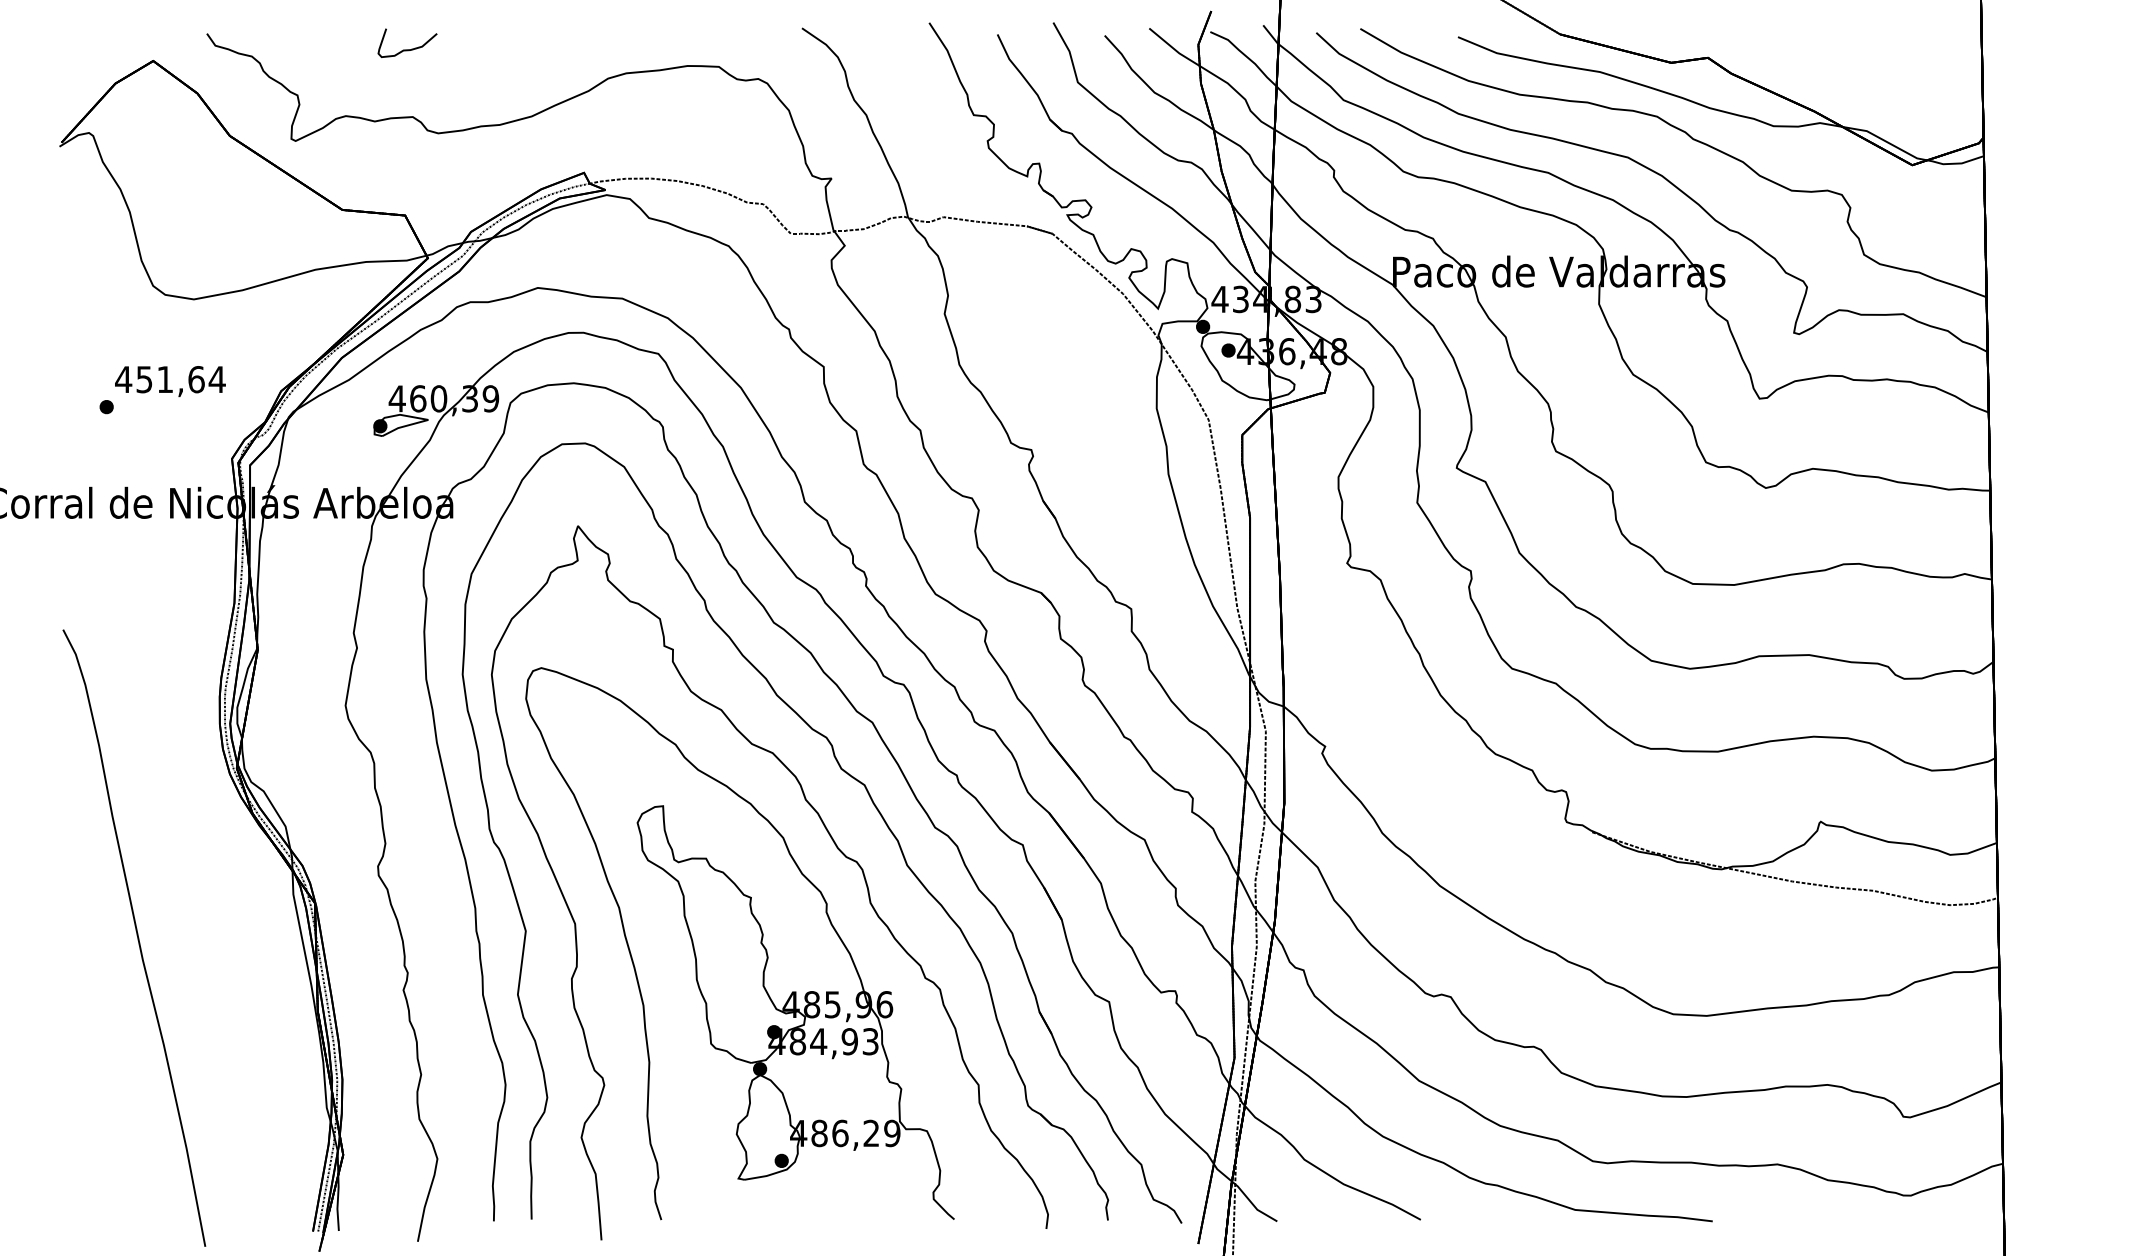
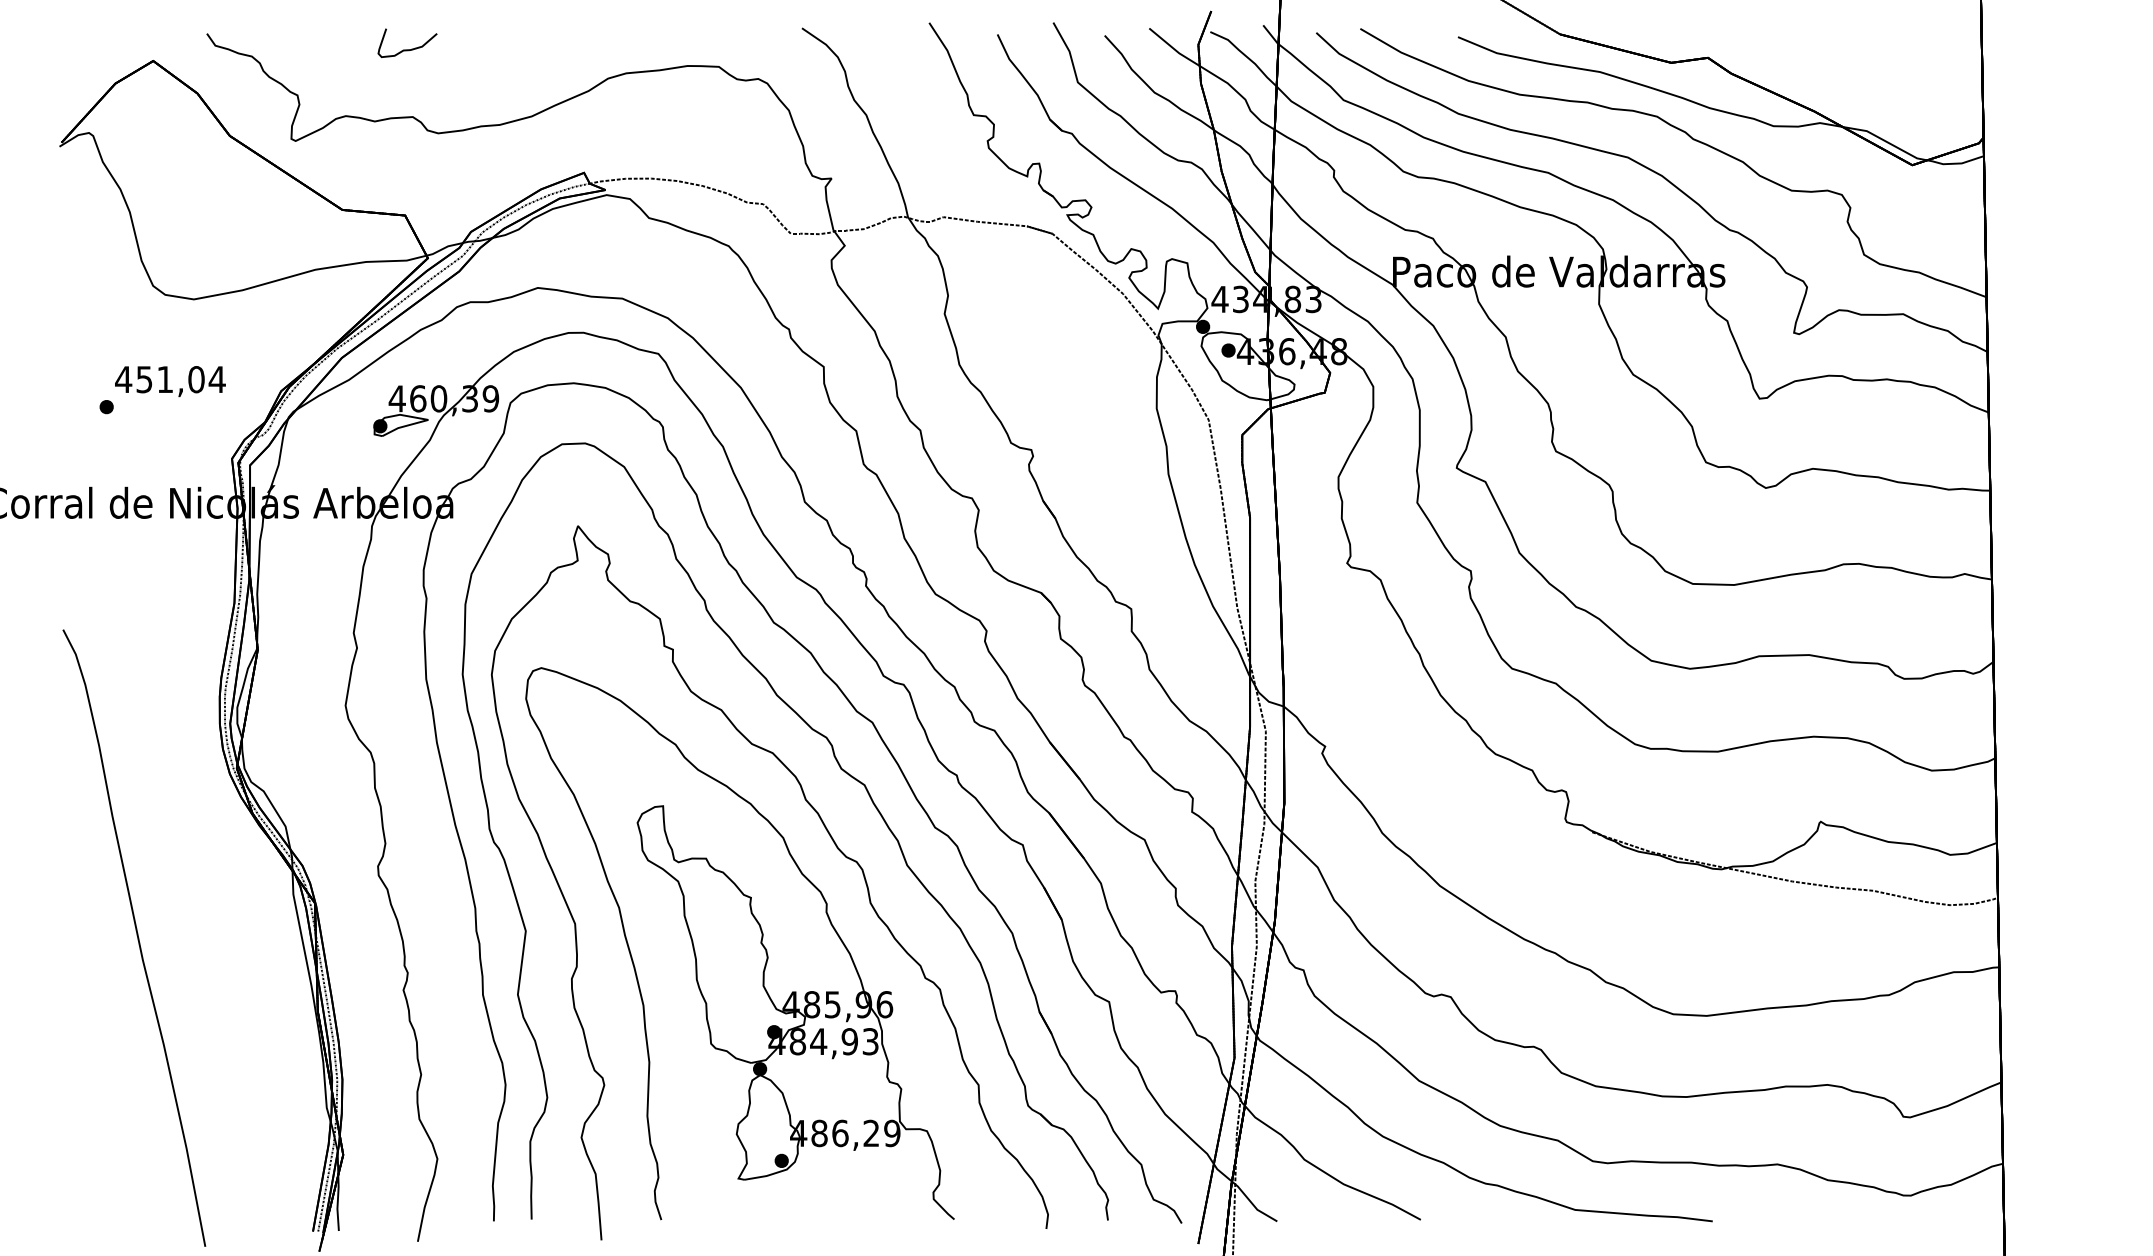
text: 451,64 -> 451,04 (196, 379)
